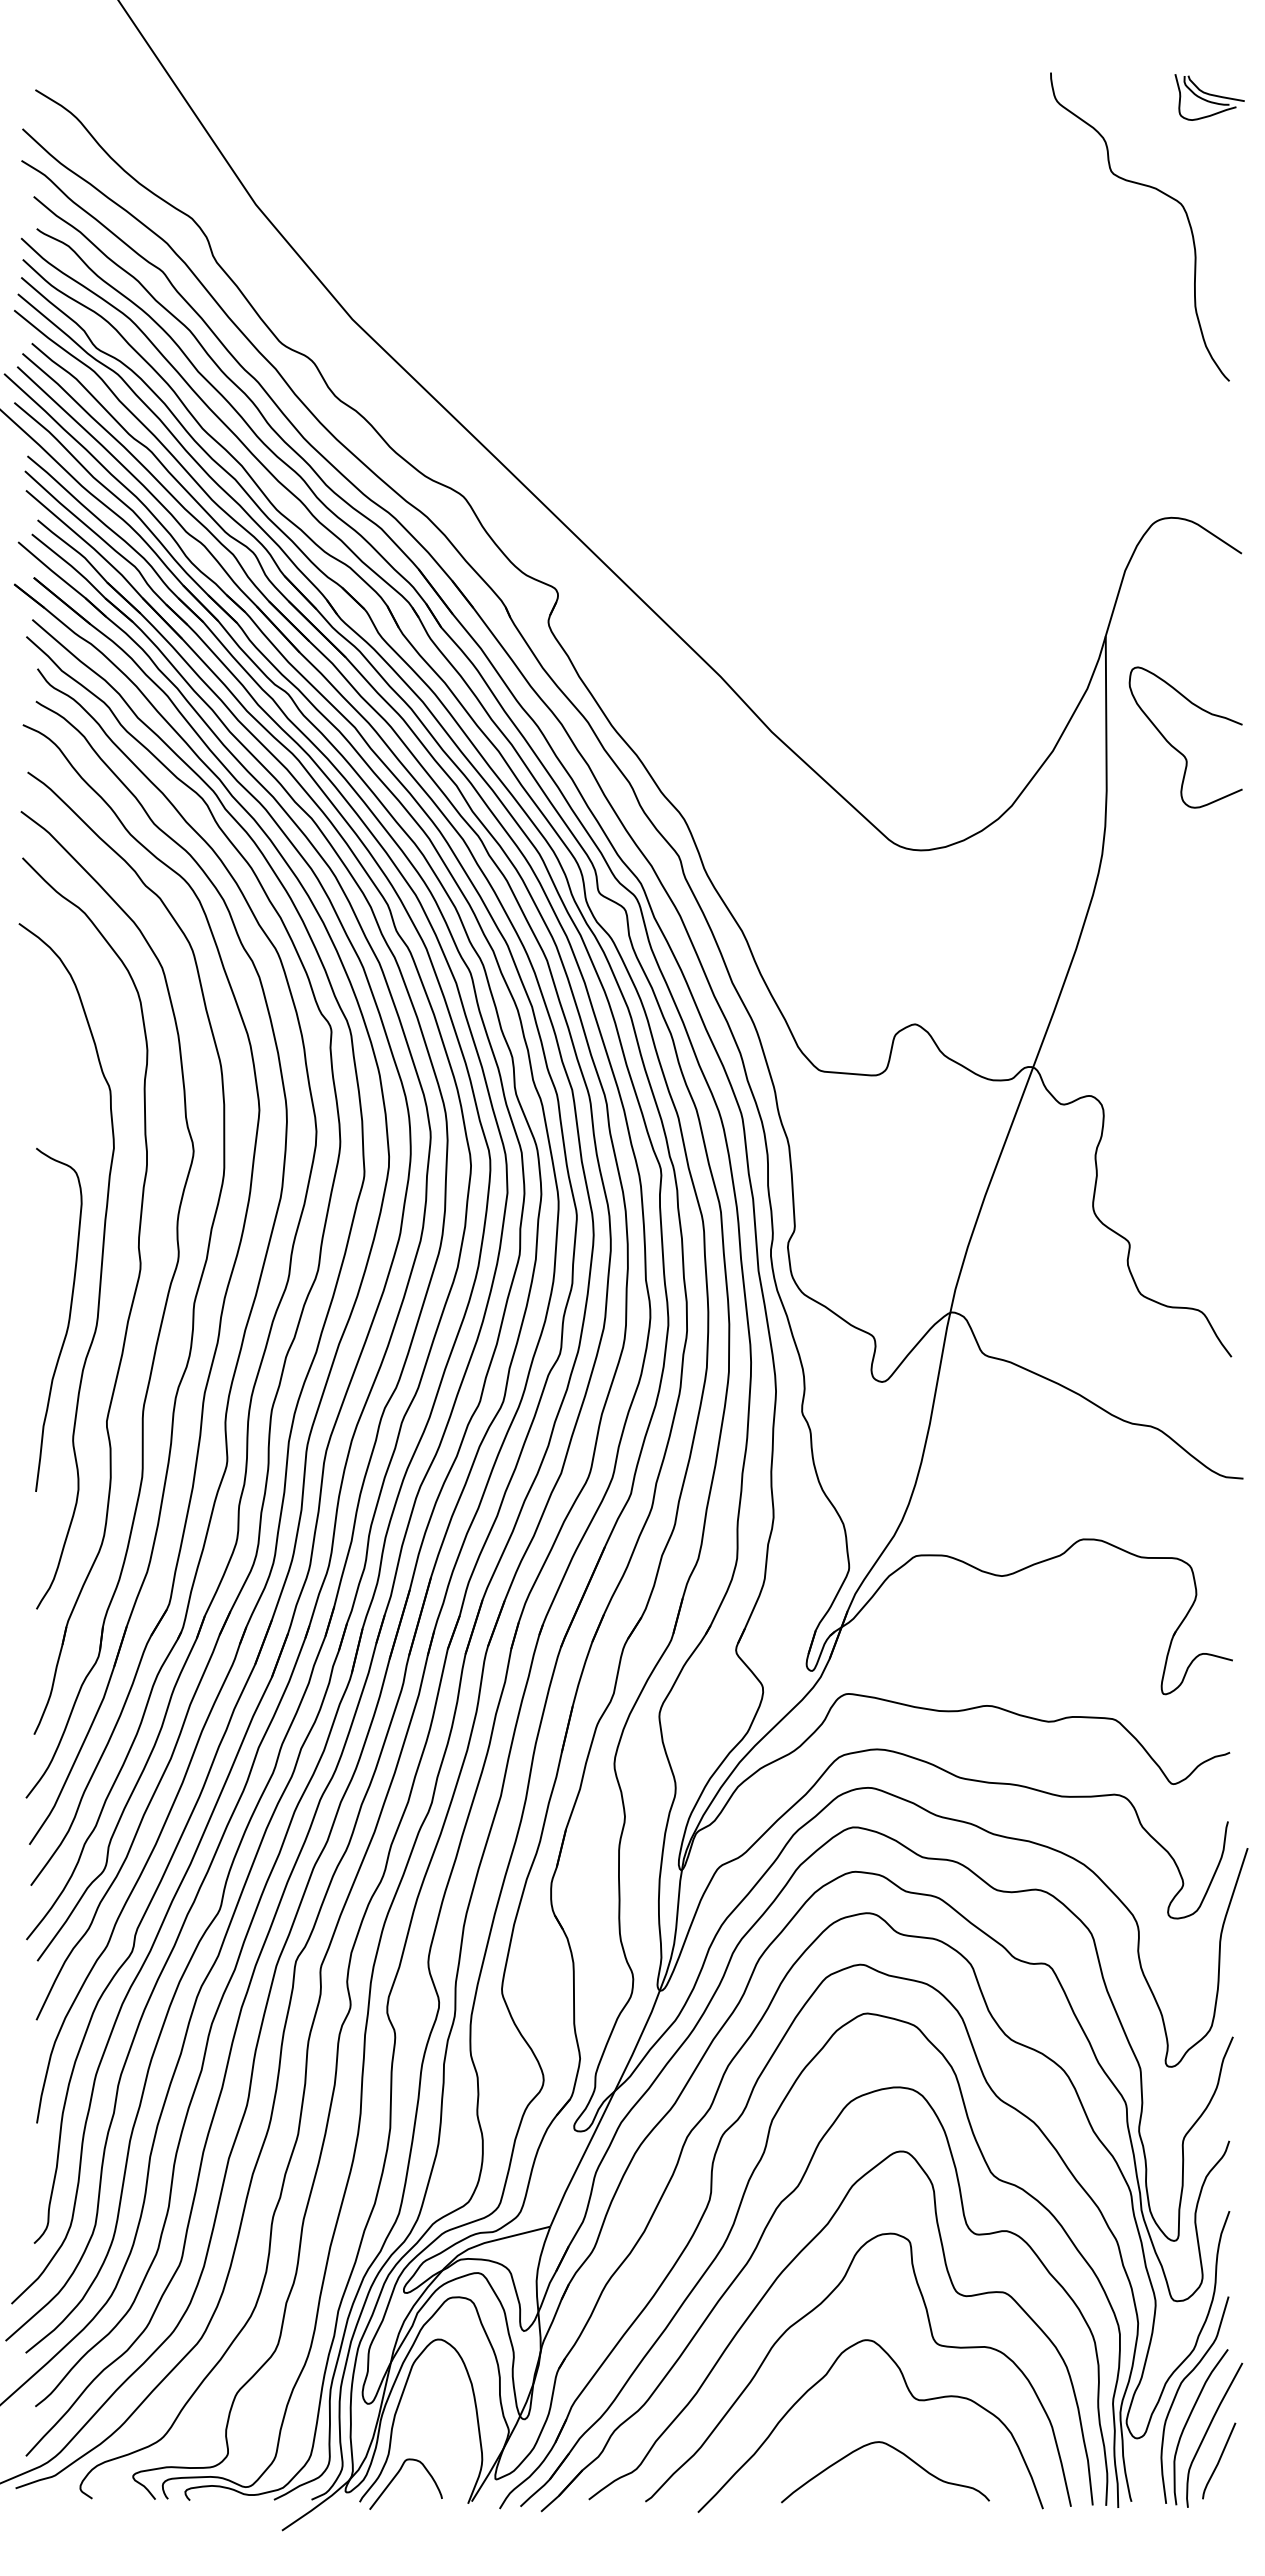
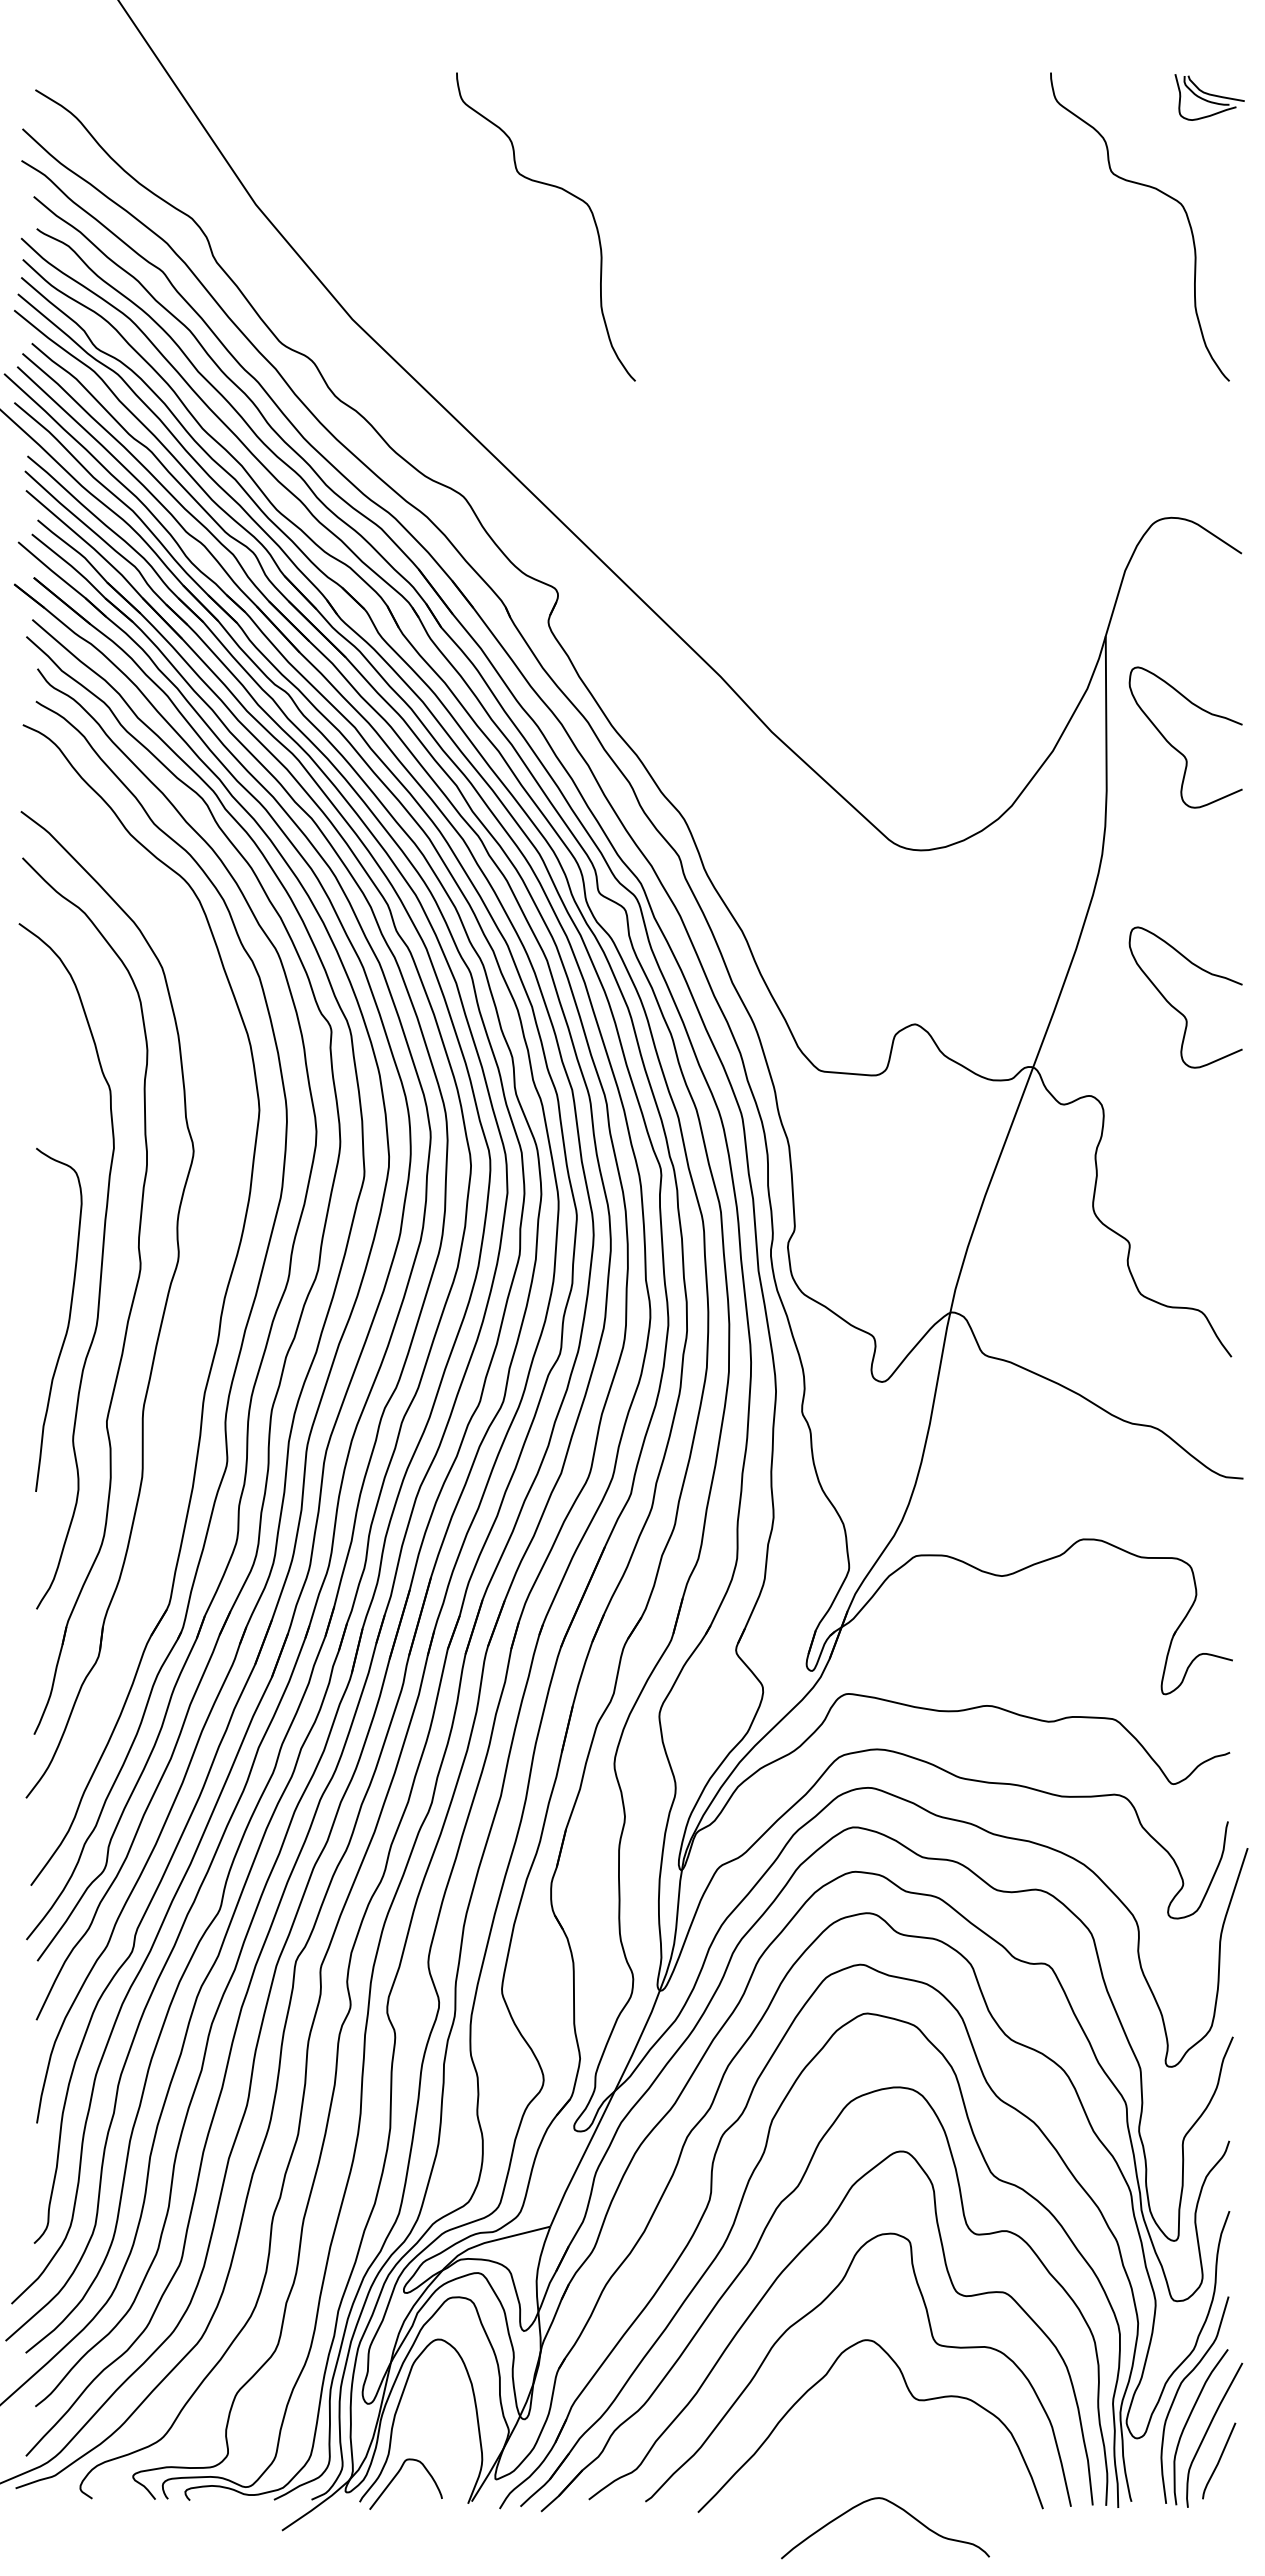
curve: none -> present (562, 190)
curve: none -> present (1175, 1007)
part: present -> none (192, 1308)
curve position: (895, 2450) -> (895, 2506) (895, 2506)
